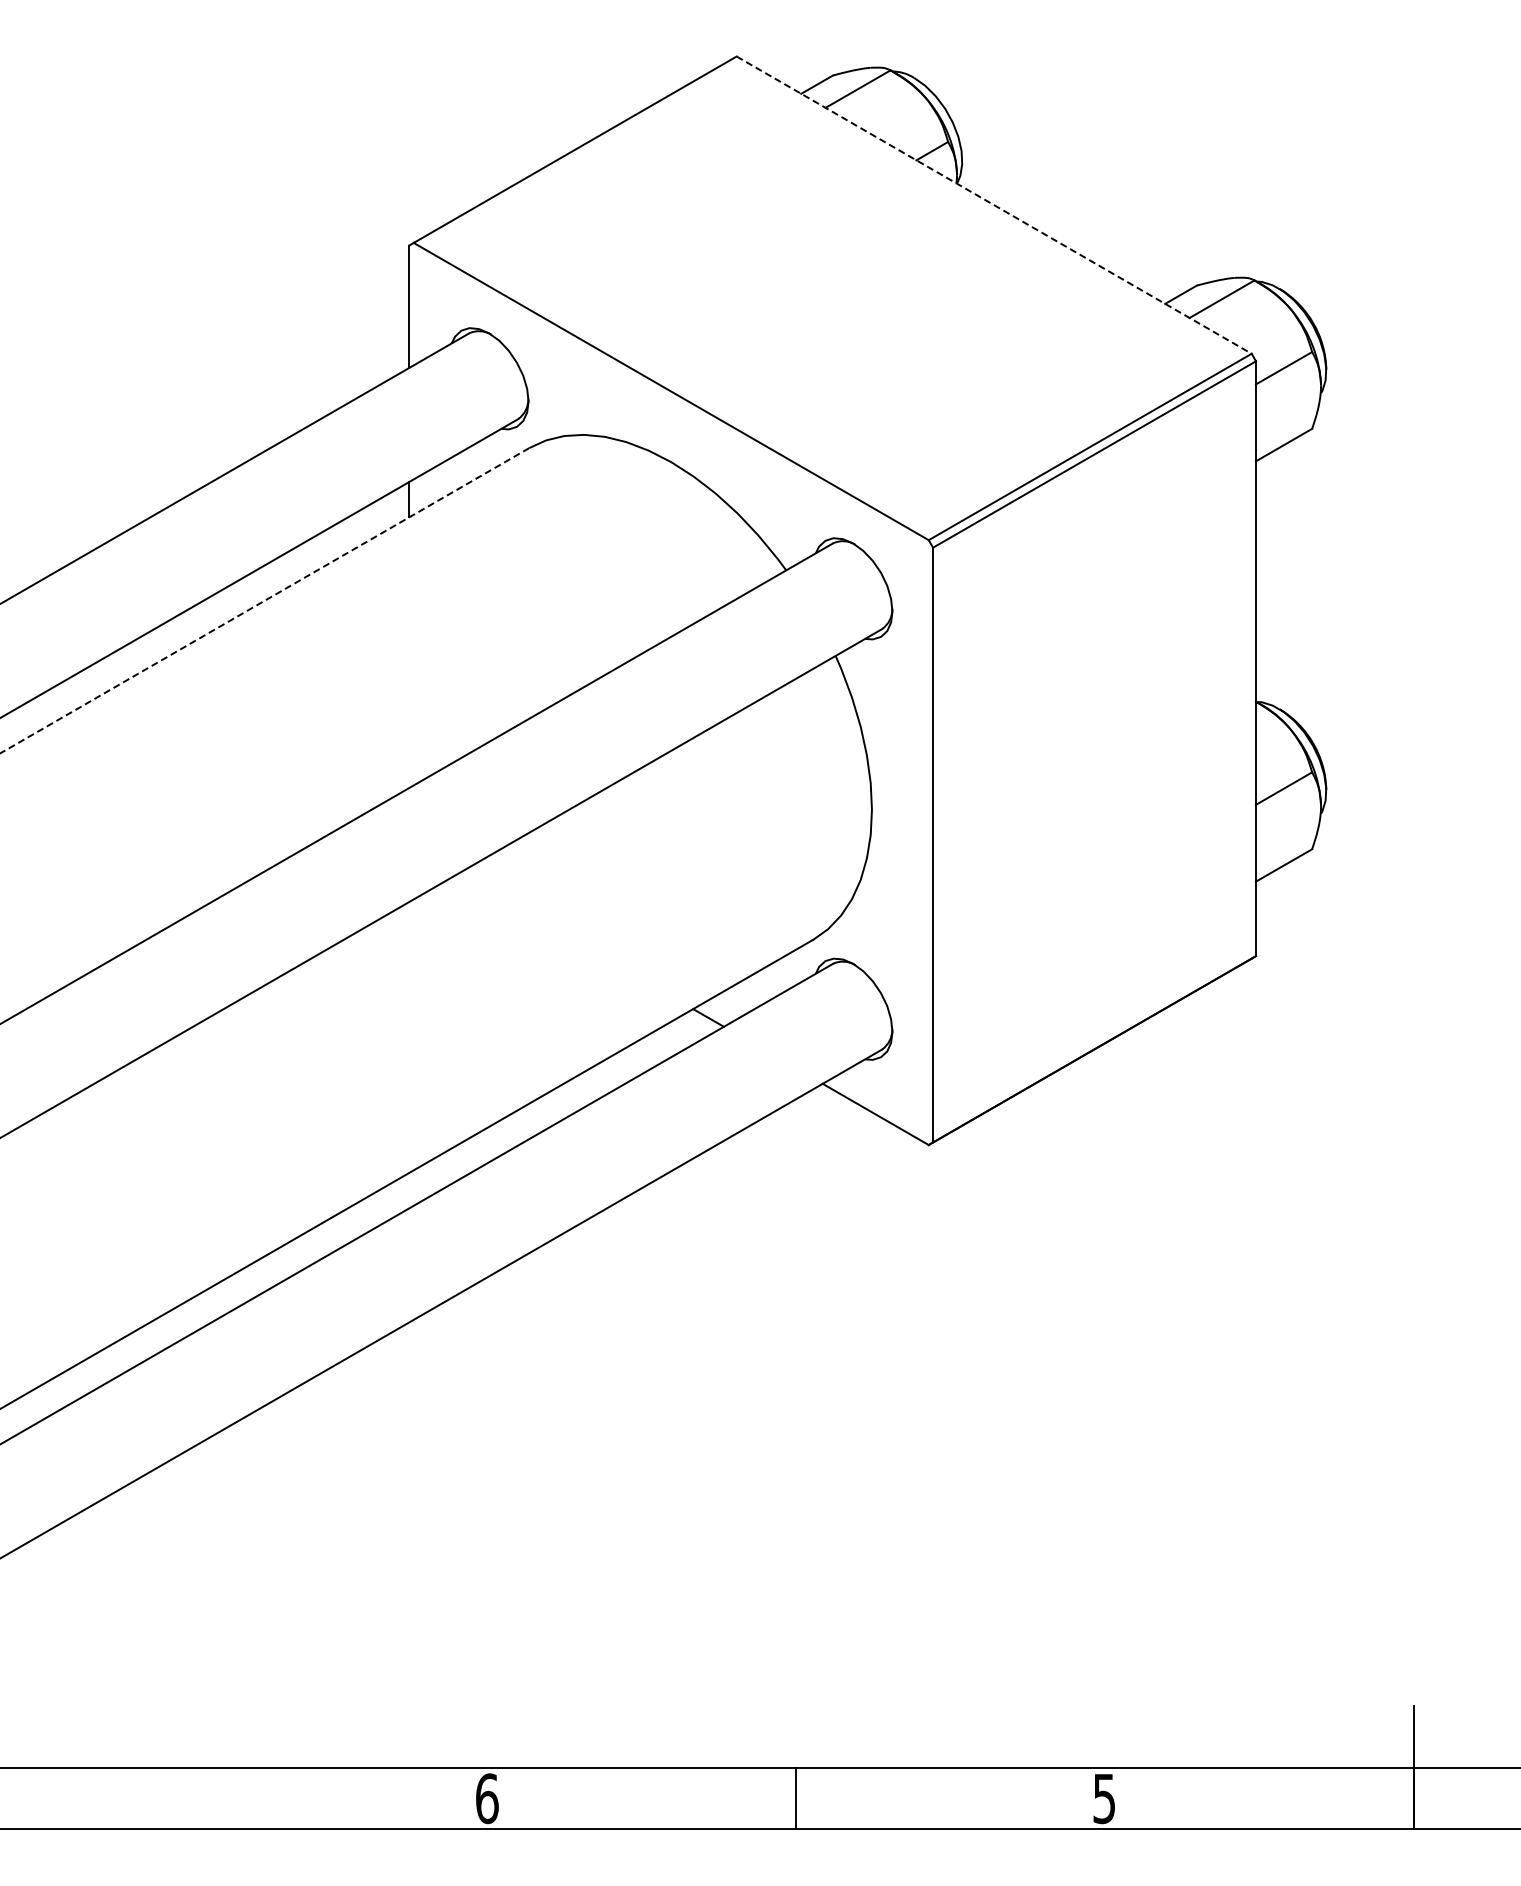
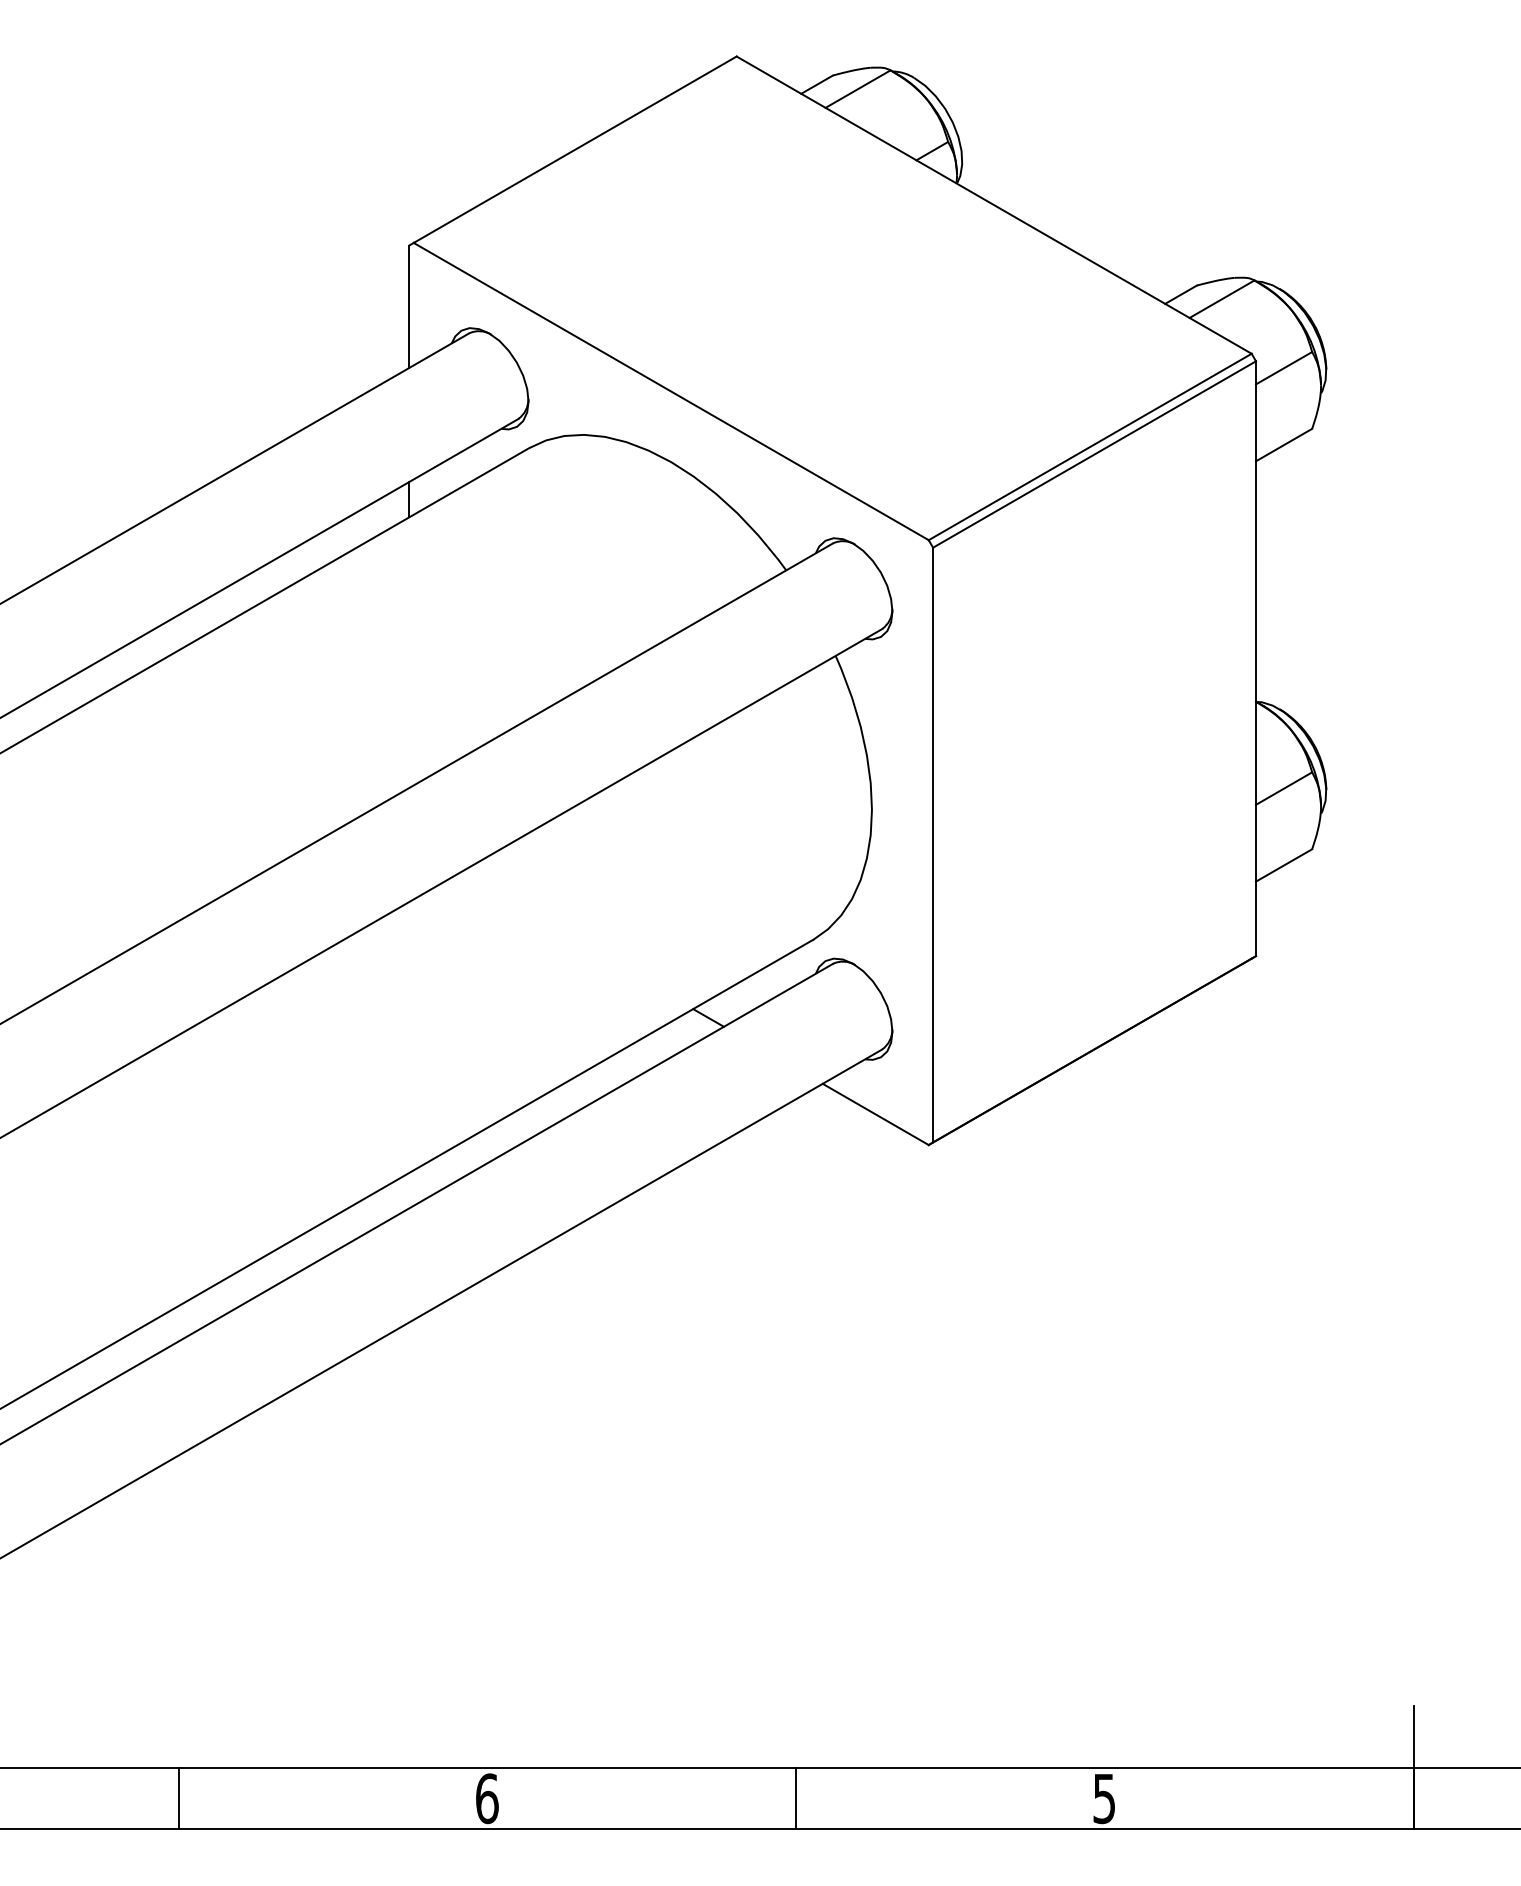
line: dashed -> solid (994, 205)
line: dashed -> solid (264, 600)
line: none -> present (179, 1798)
